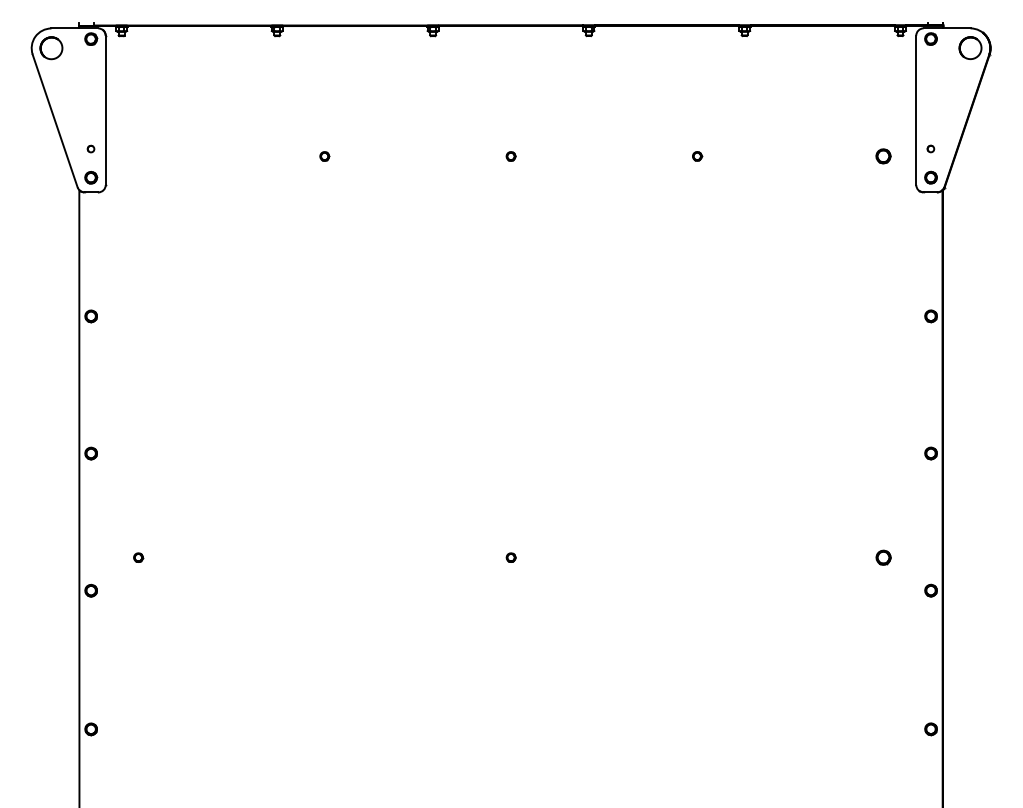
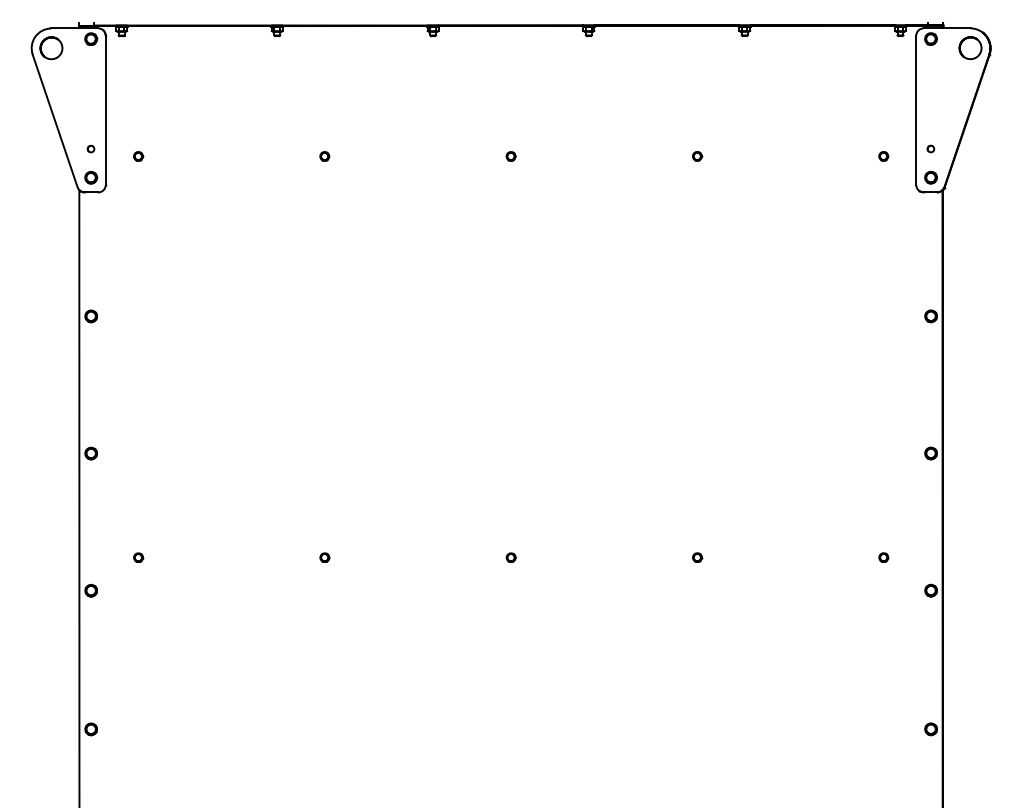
part: none -> present (138, 156)
part size: 17x17 px -> 12x11 px (883, 156)
part: none -> present (324, 557)
part: none -> present (697, 557)
part size: 17x17 px -> 12x11 px (883, 557)
